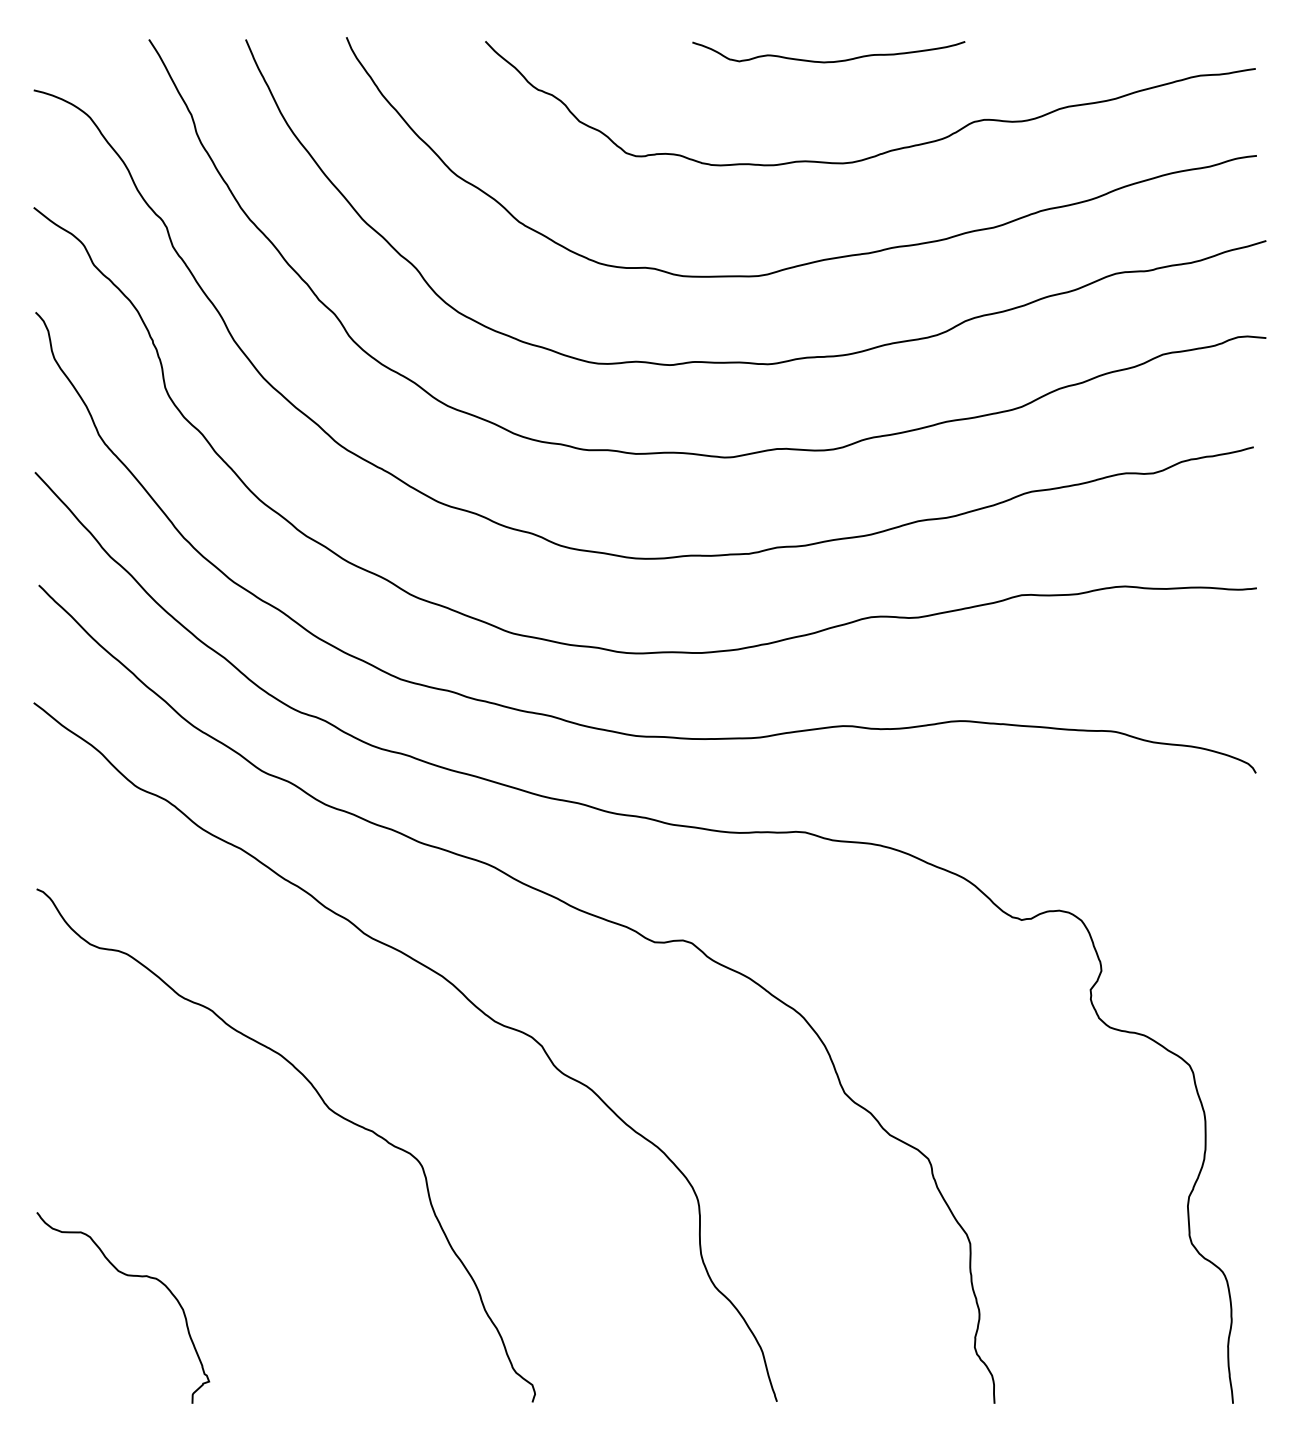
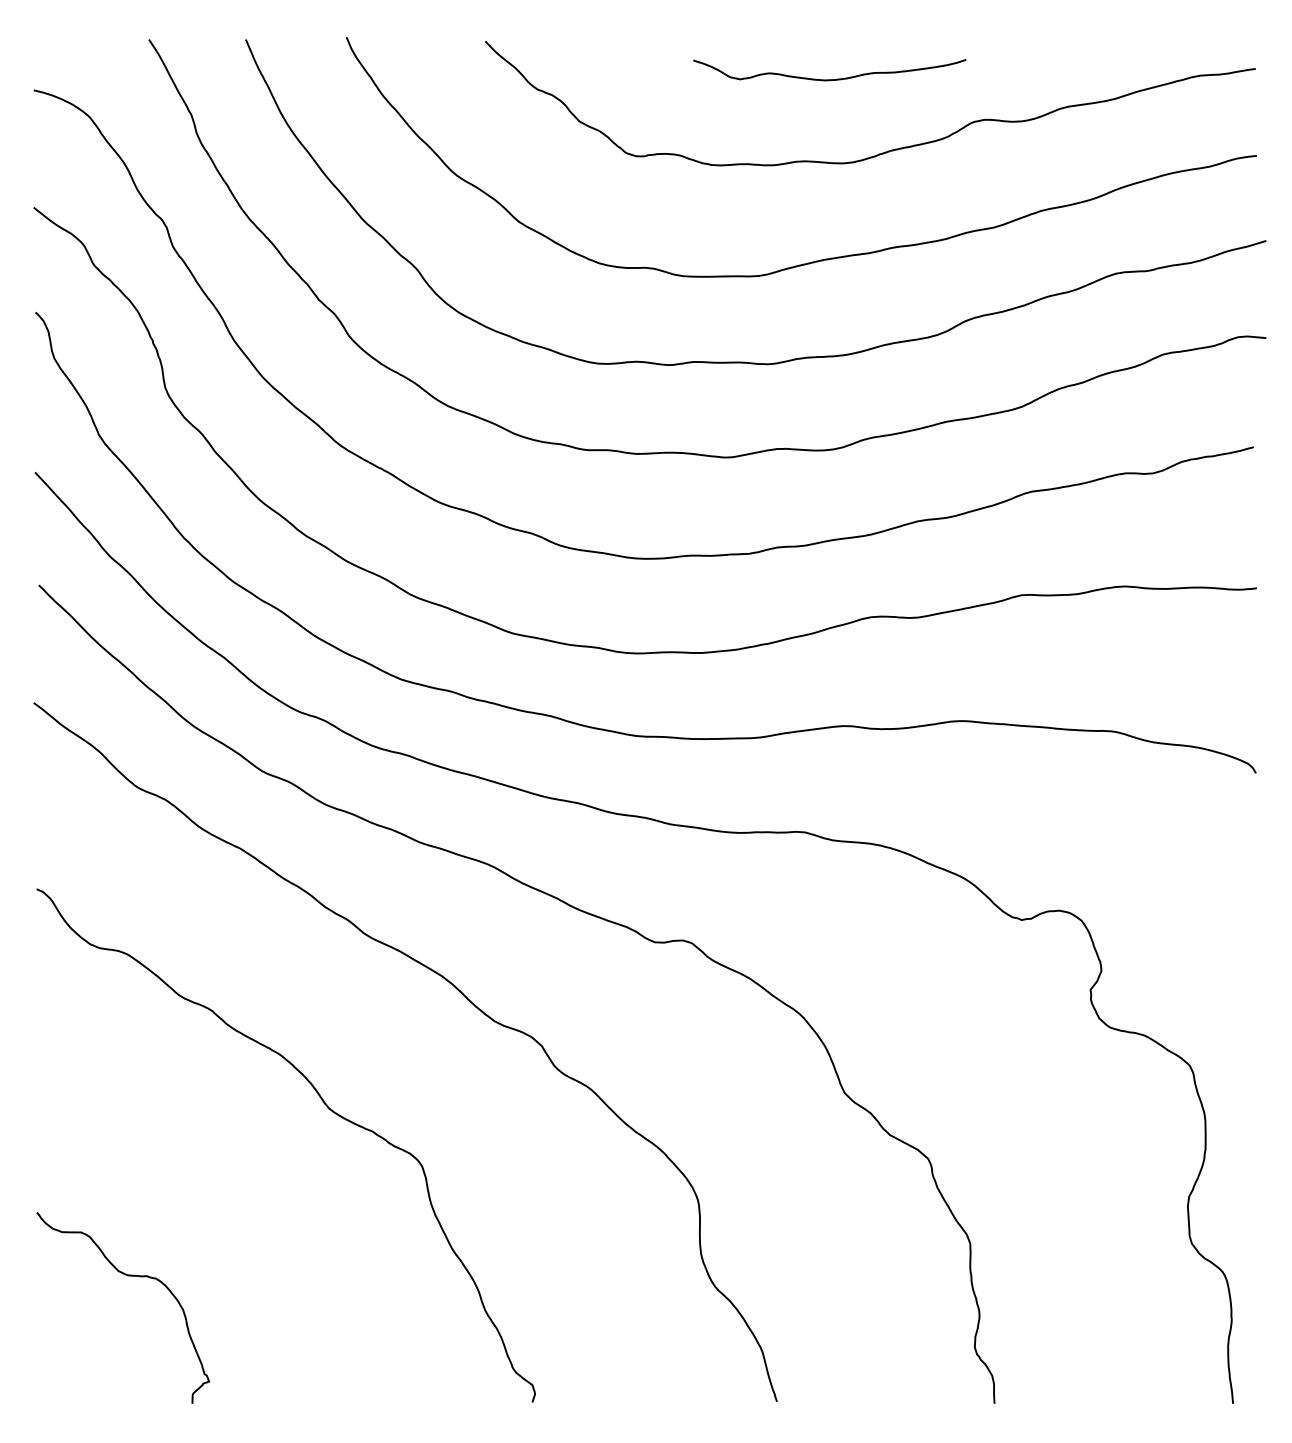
curve position: (828, 61) -> (829, 79) (829, 79)
